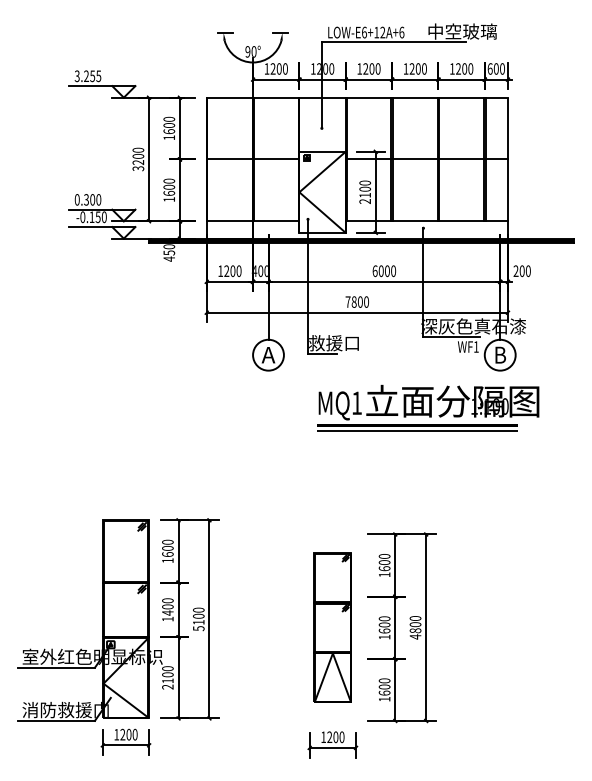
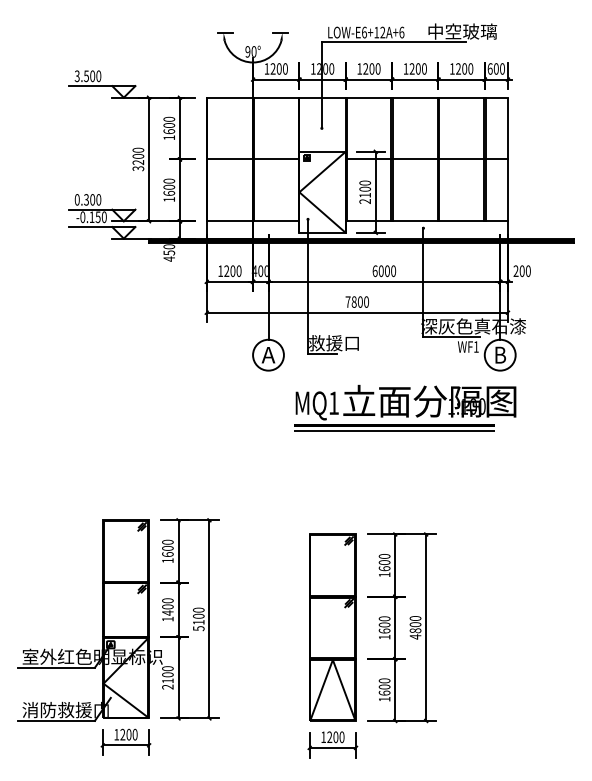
text: 3.255 -> 3.500 (92, 76)
part position: (428, 407) -> (405, 407) (405, 407)
part size: 39x151 px -> 48x189 px (332, 627)
